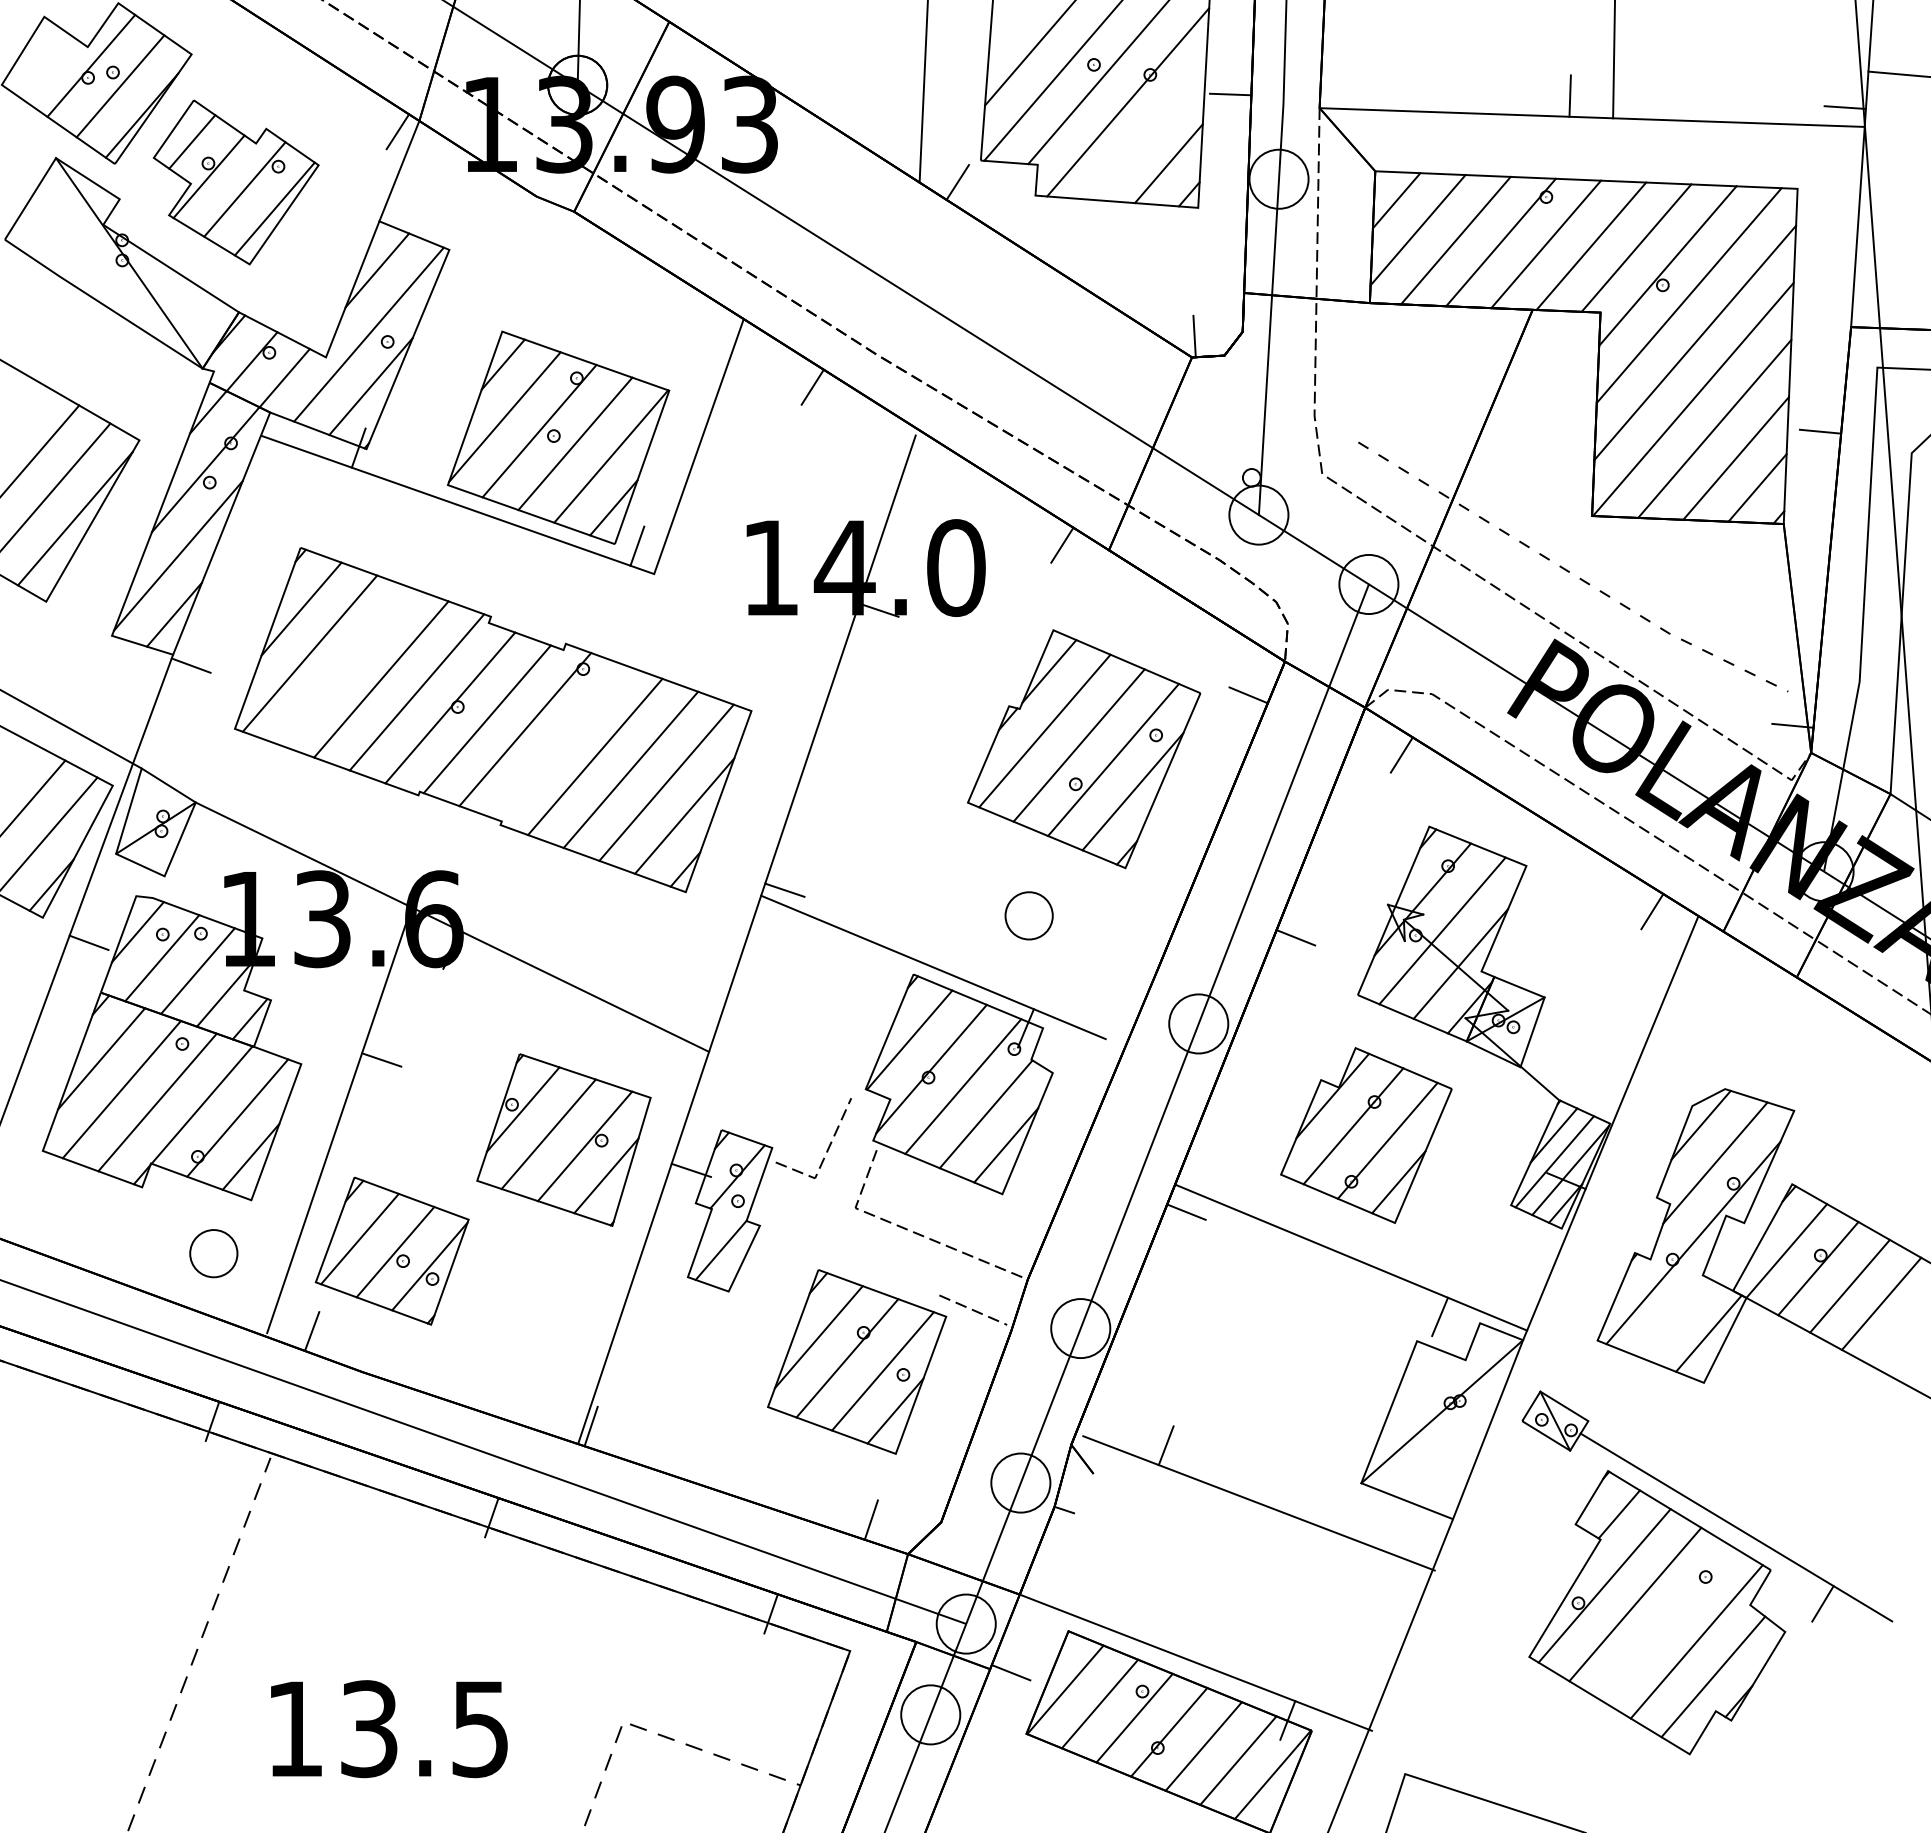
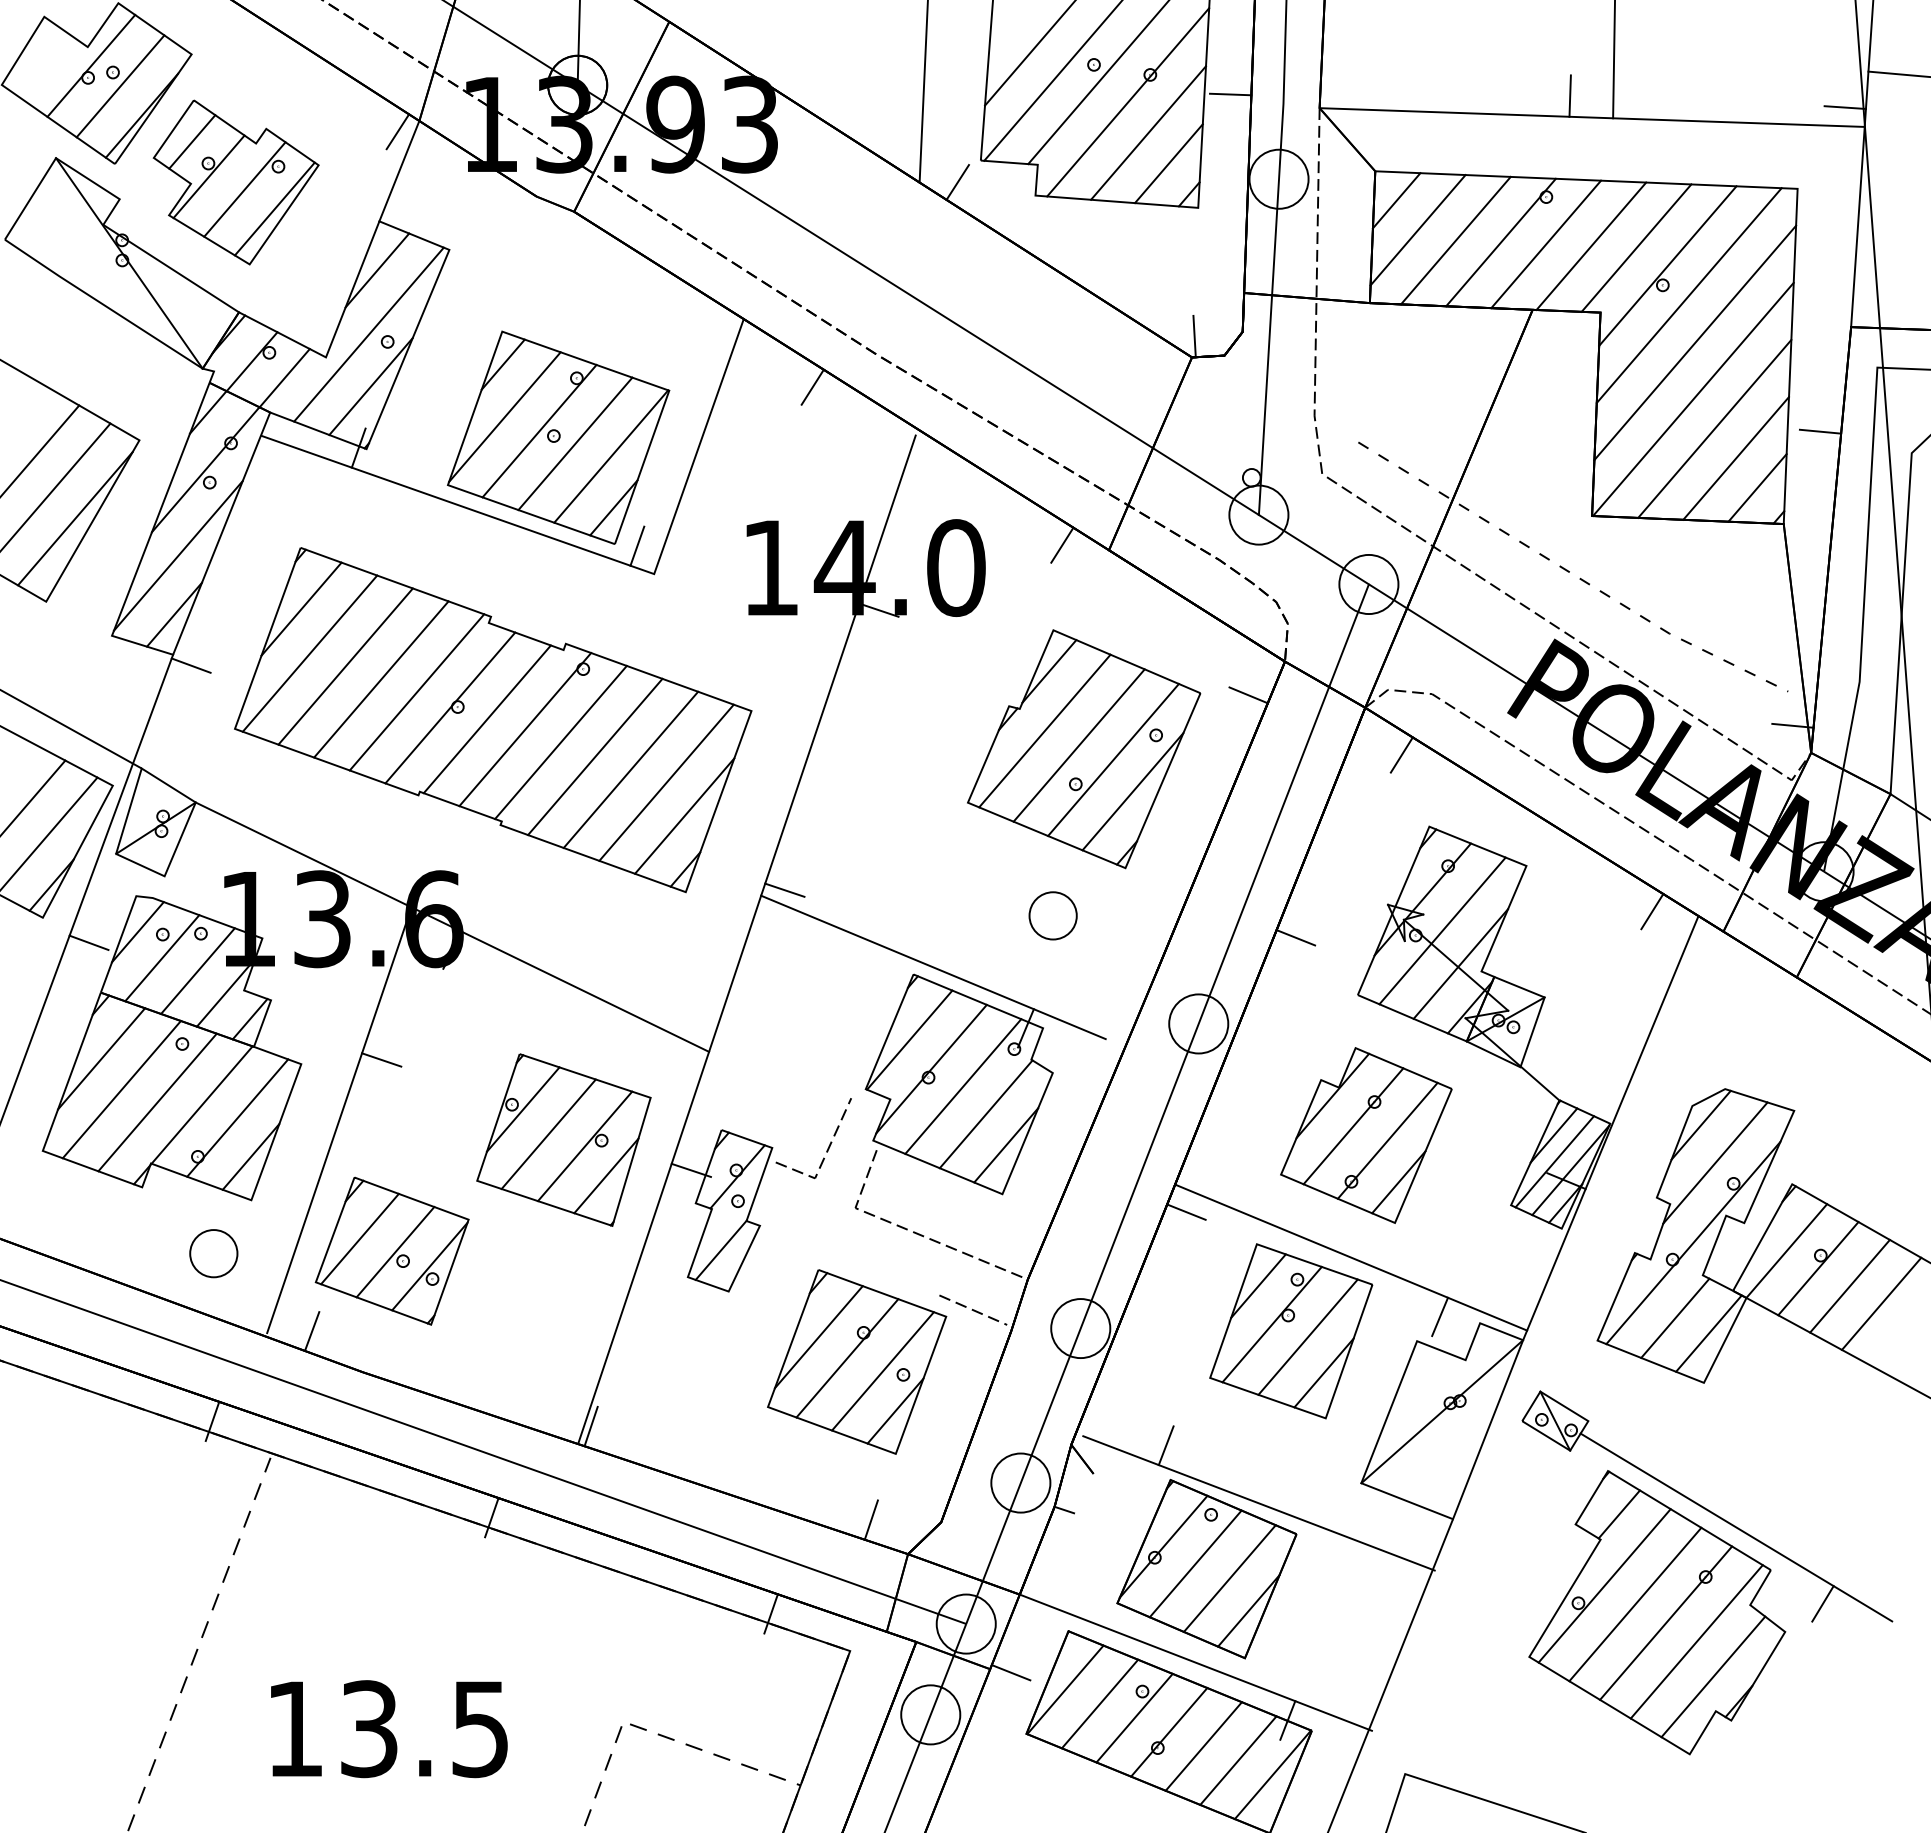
line: none -> present (1148, 132)
line: none -> present (345, 666)
line: none -> present (560, 742)
part position: (1028, 915) -> (1052, 915) (1052, 915)
line: none -> present (1675, 1317)
part: none -> present (1291, 1331)
part: none -> present (1206, 1568)
line: none -> present (1666, 1622)
